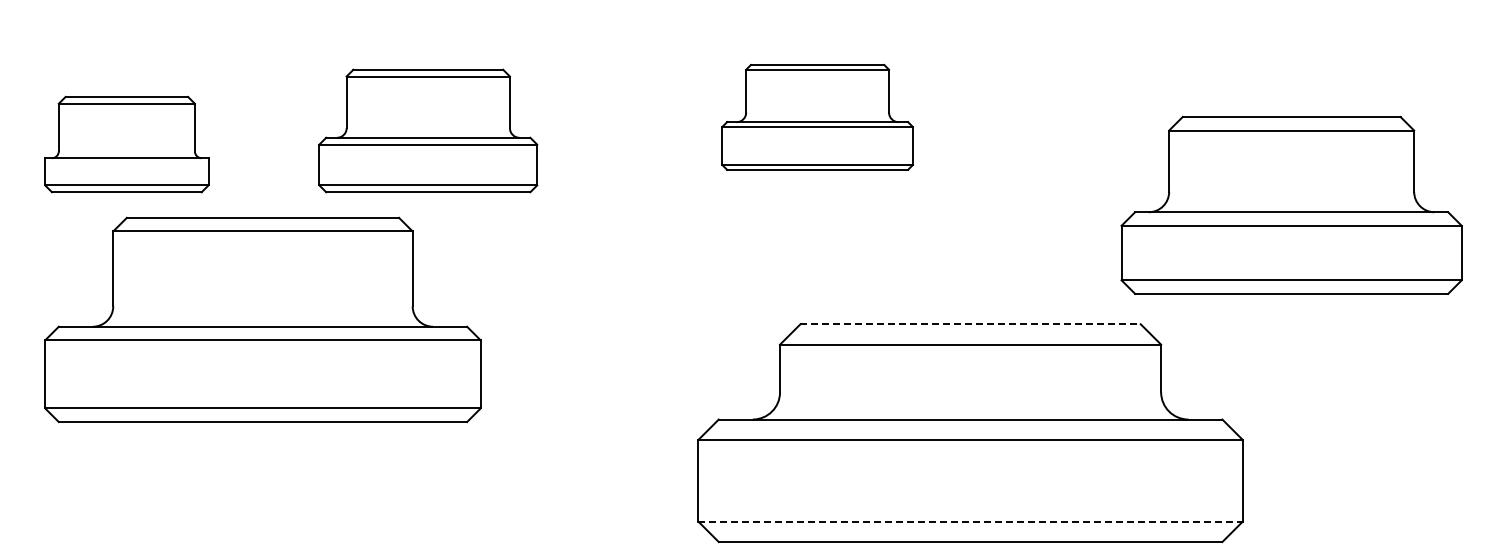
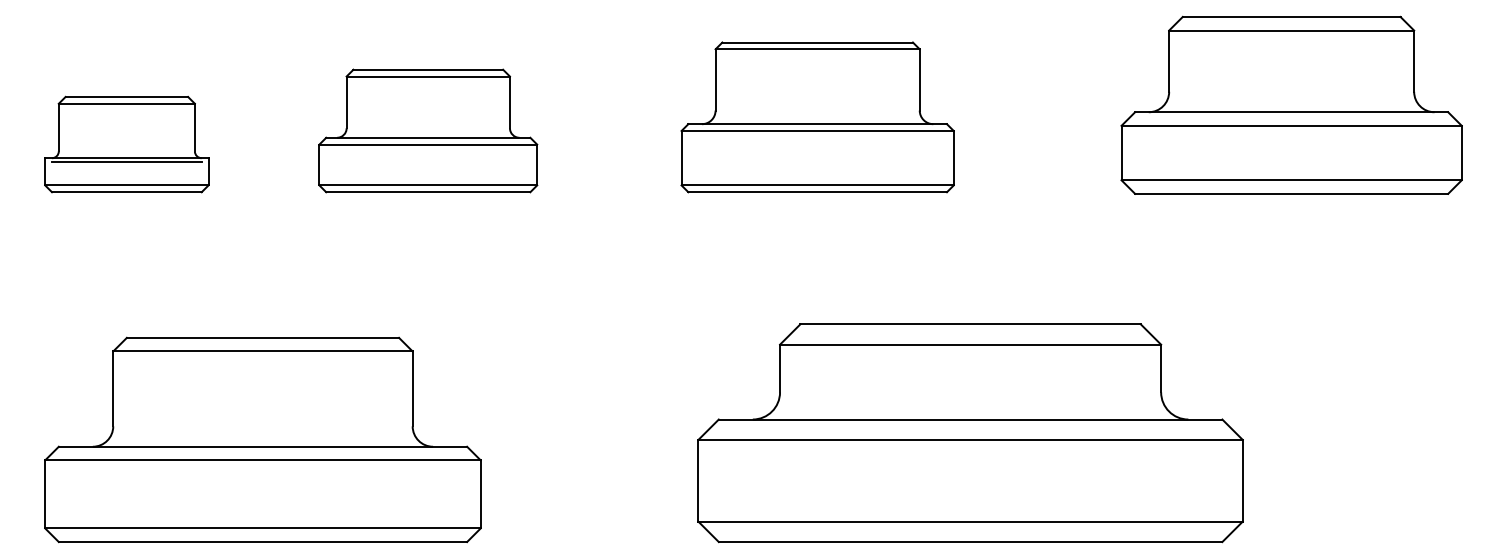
part size: 193x108 px -> 275x153 px (817, 117)
line: none -> present (126, 162)
part position: (1291, 204) -> (1291, 104) (1291, 104)
part position: (262, 319) -> (262, 439) (262, 439)
line: dashed -> solid (971, 324)
line: dashed -> solid (971, 521)
